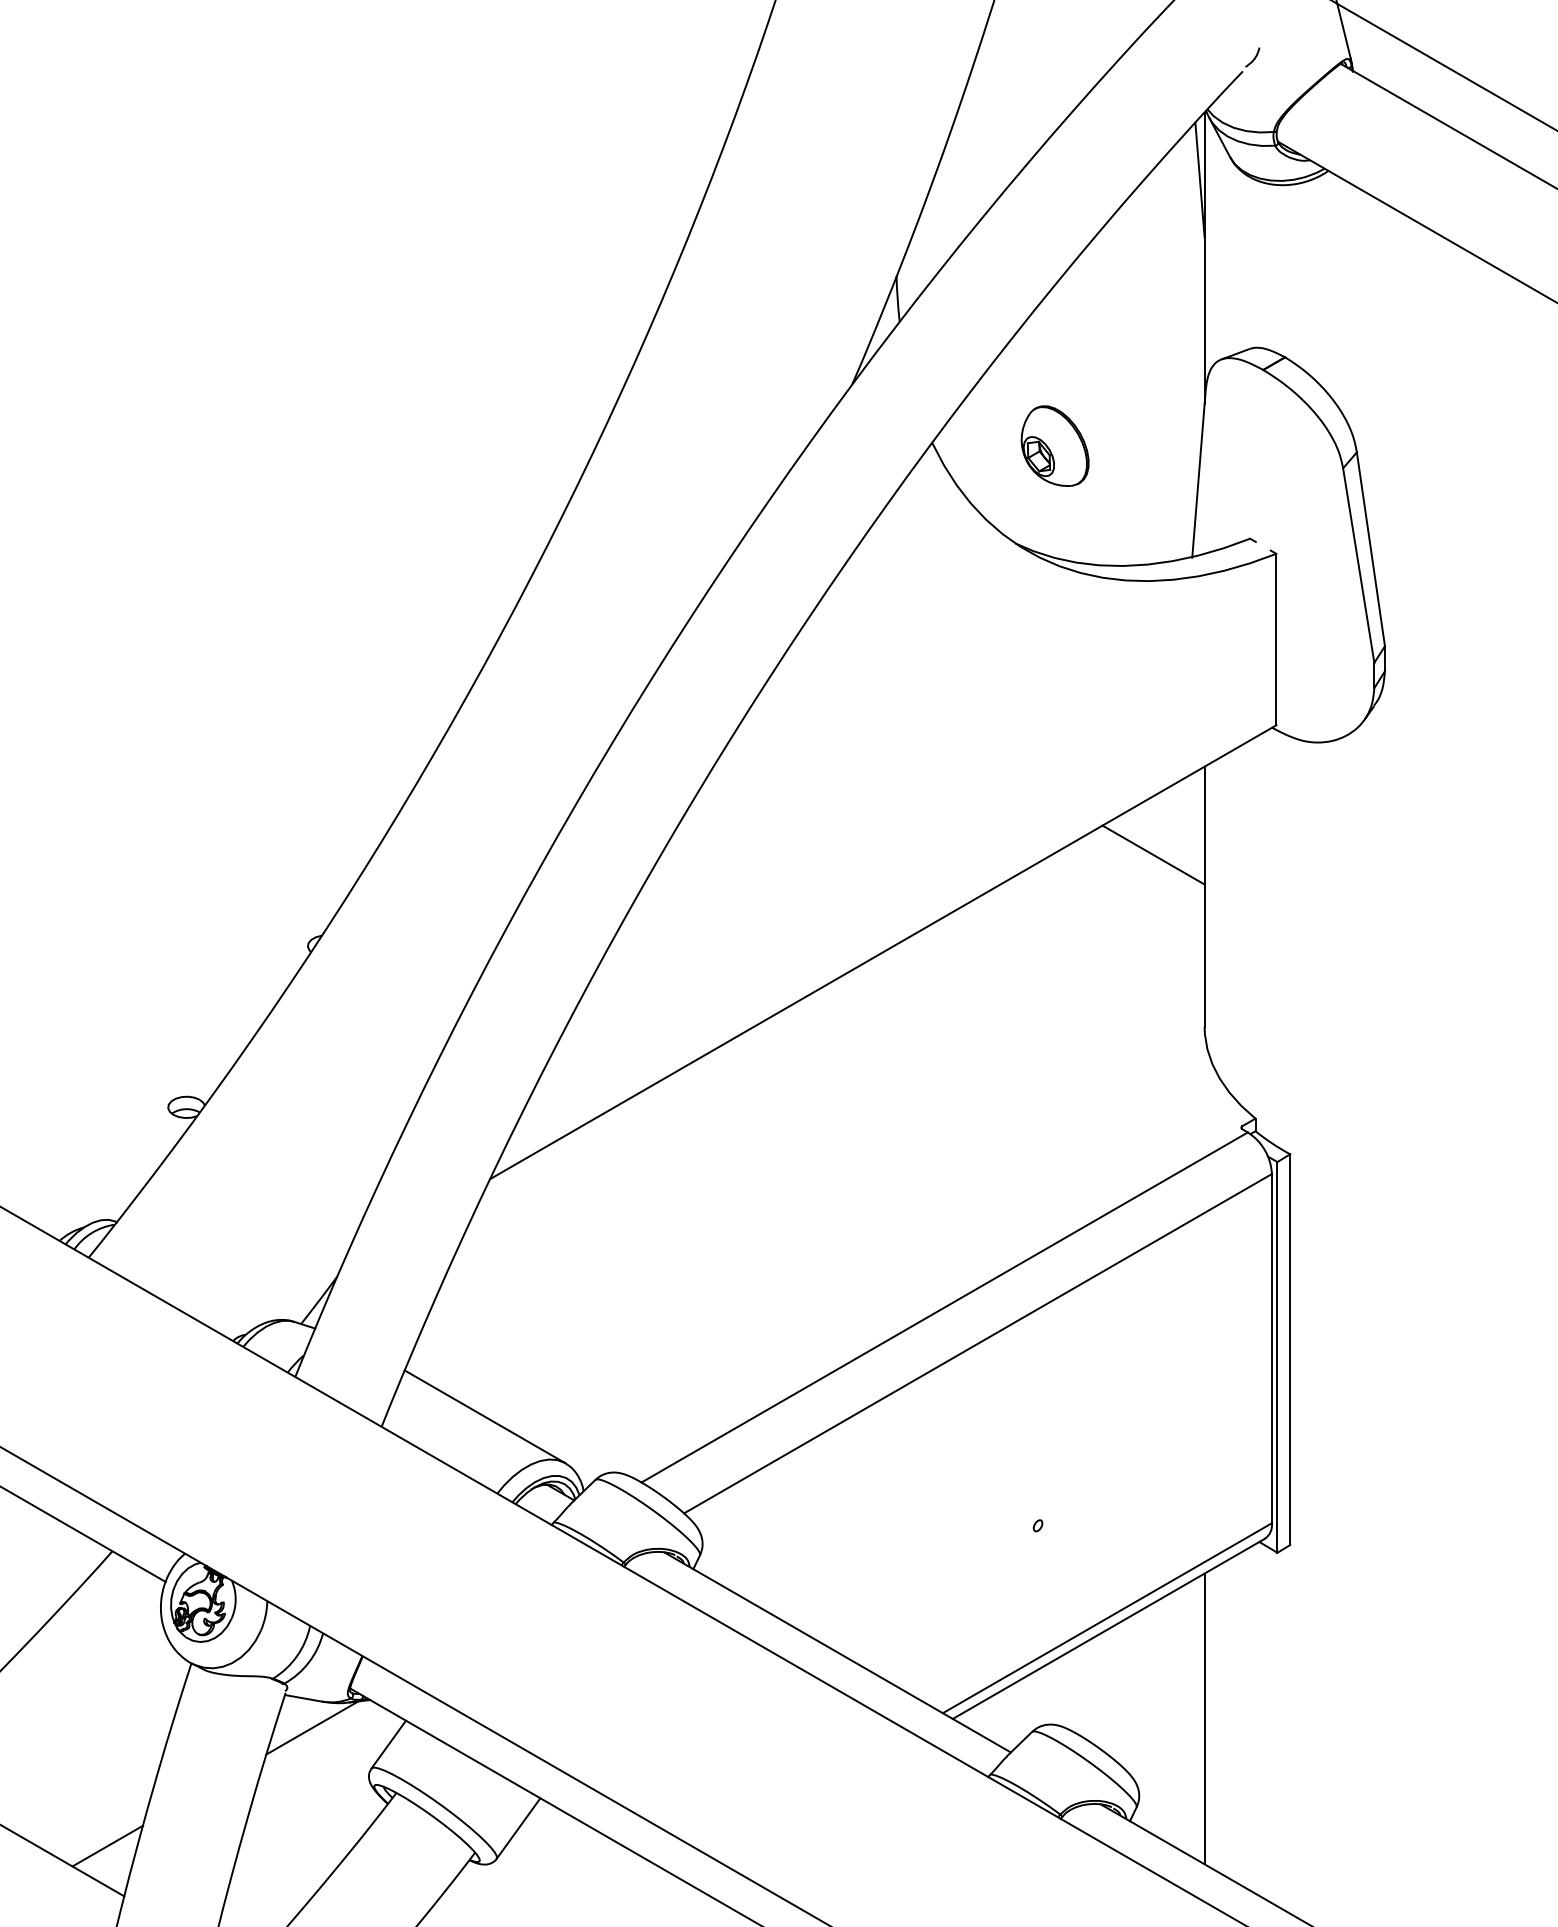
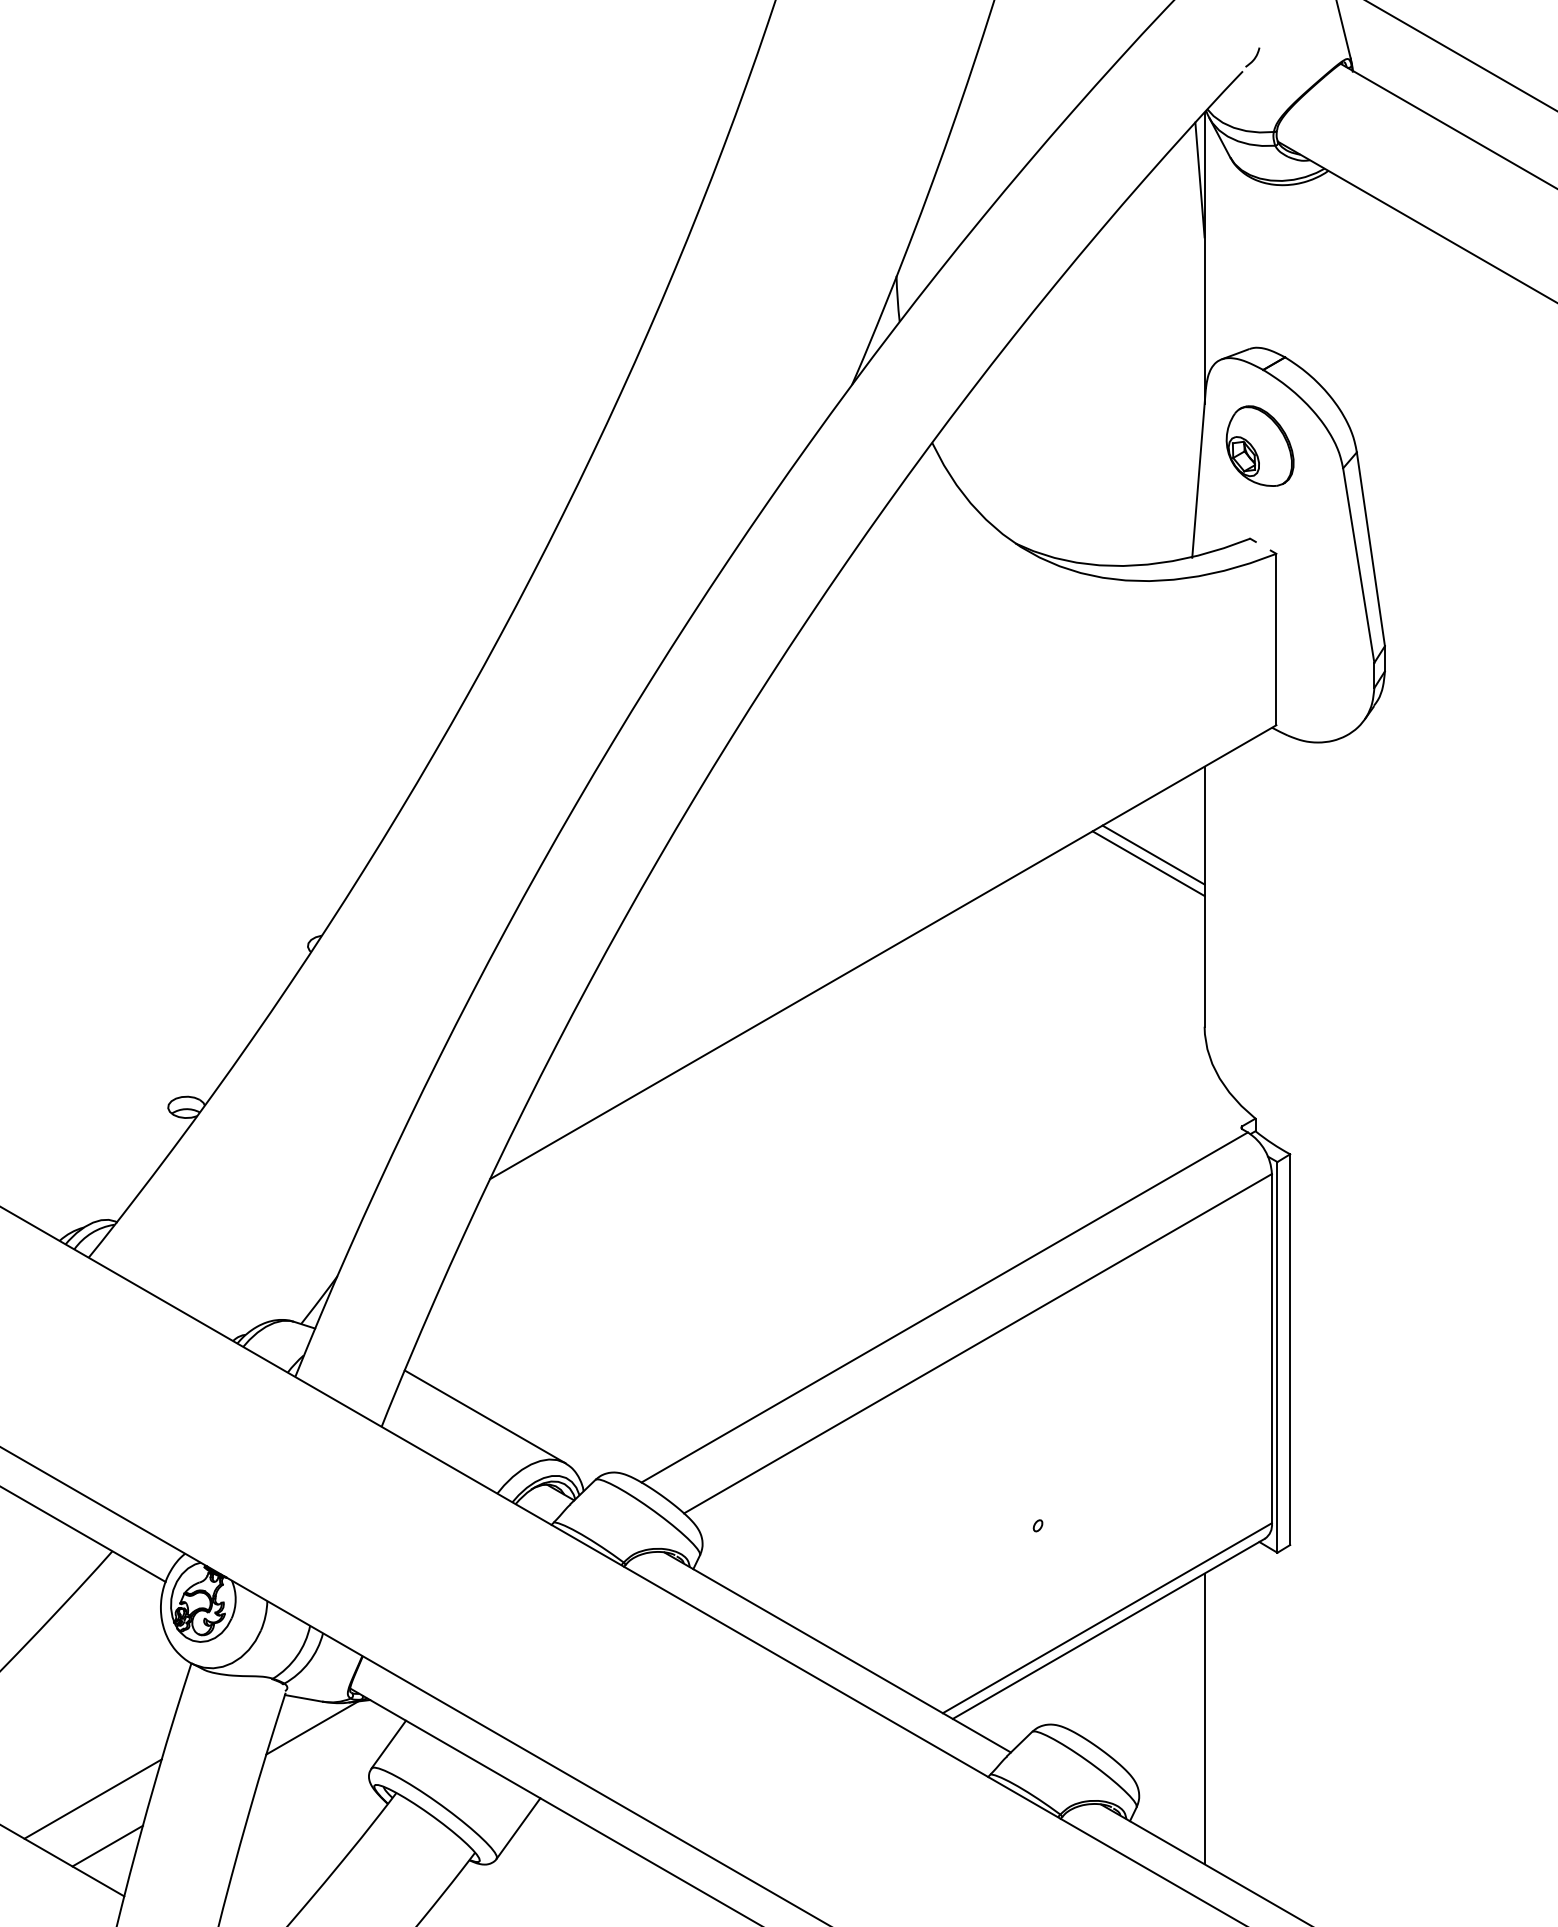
line position: (1444, 65) -> (1461, 55) (1461, 55)
part position: (1054, 445) -> (1259, 445) (1259, 445)
line: none -> present (1148, 863)
line: none -> present (92, 1798)
